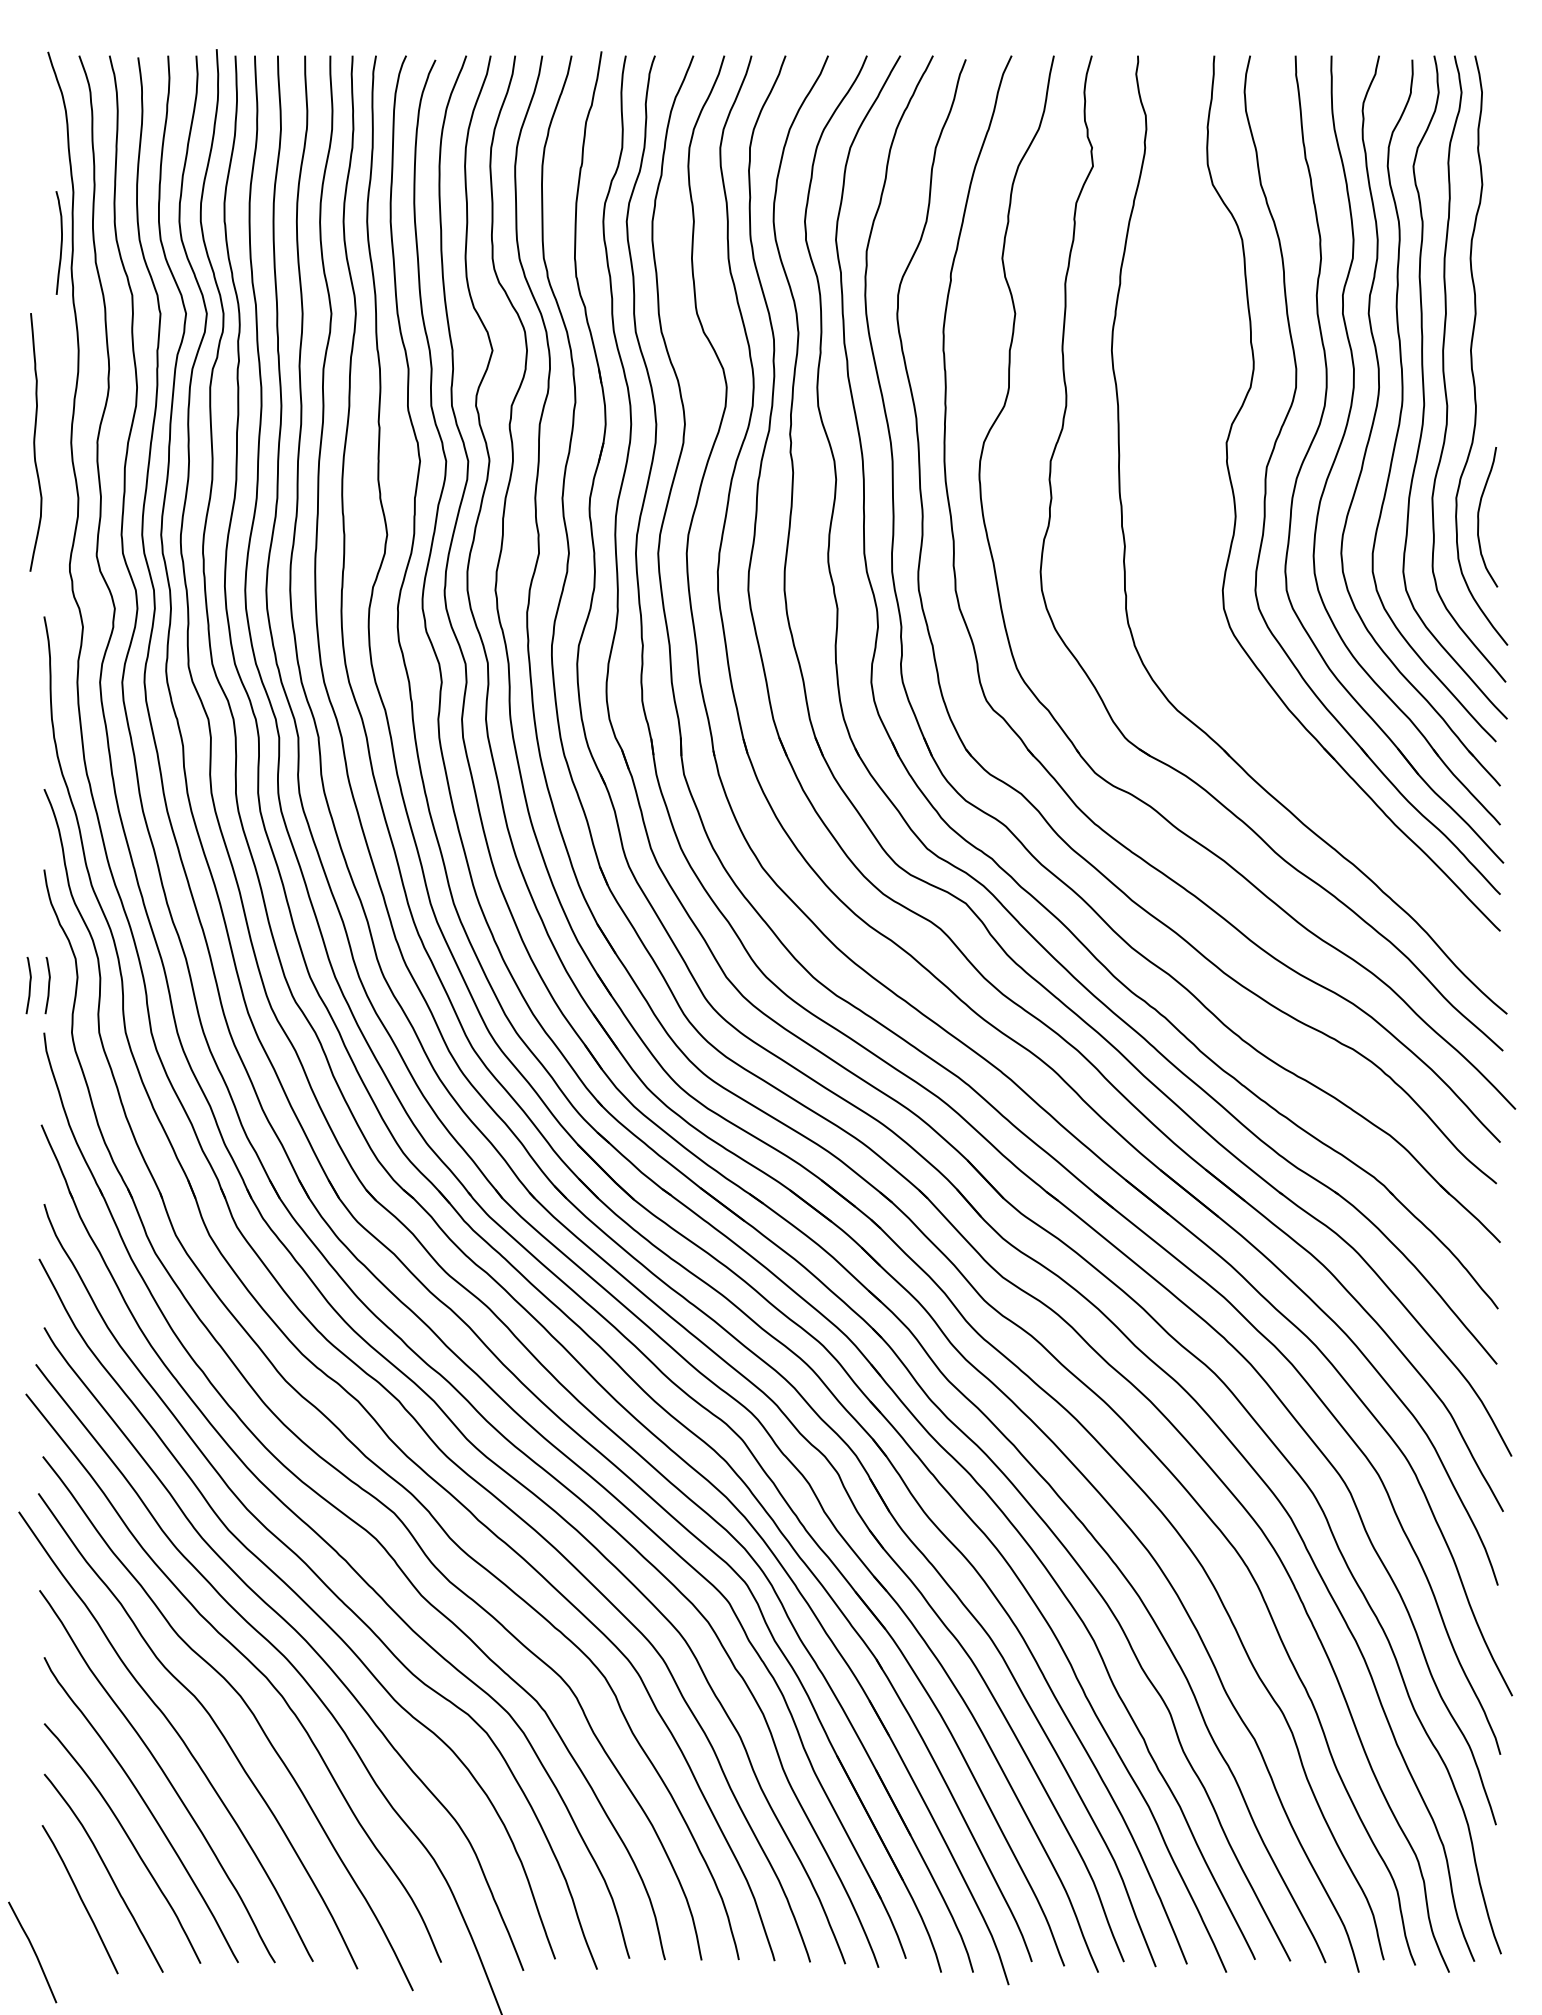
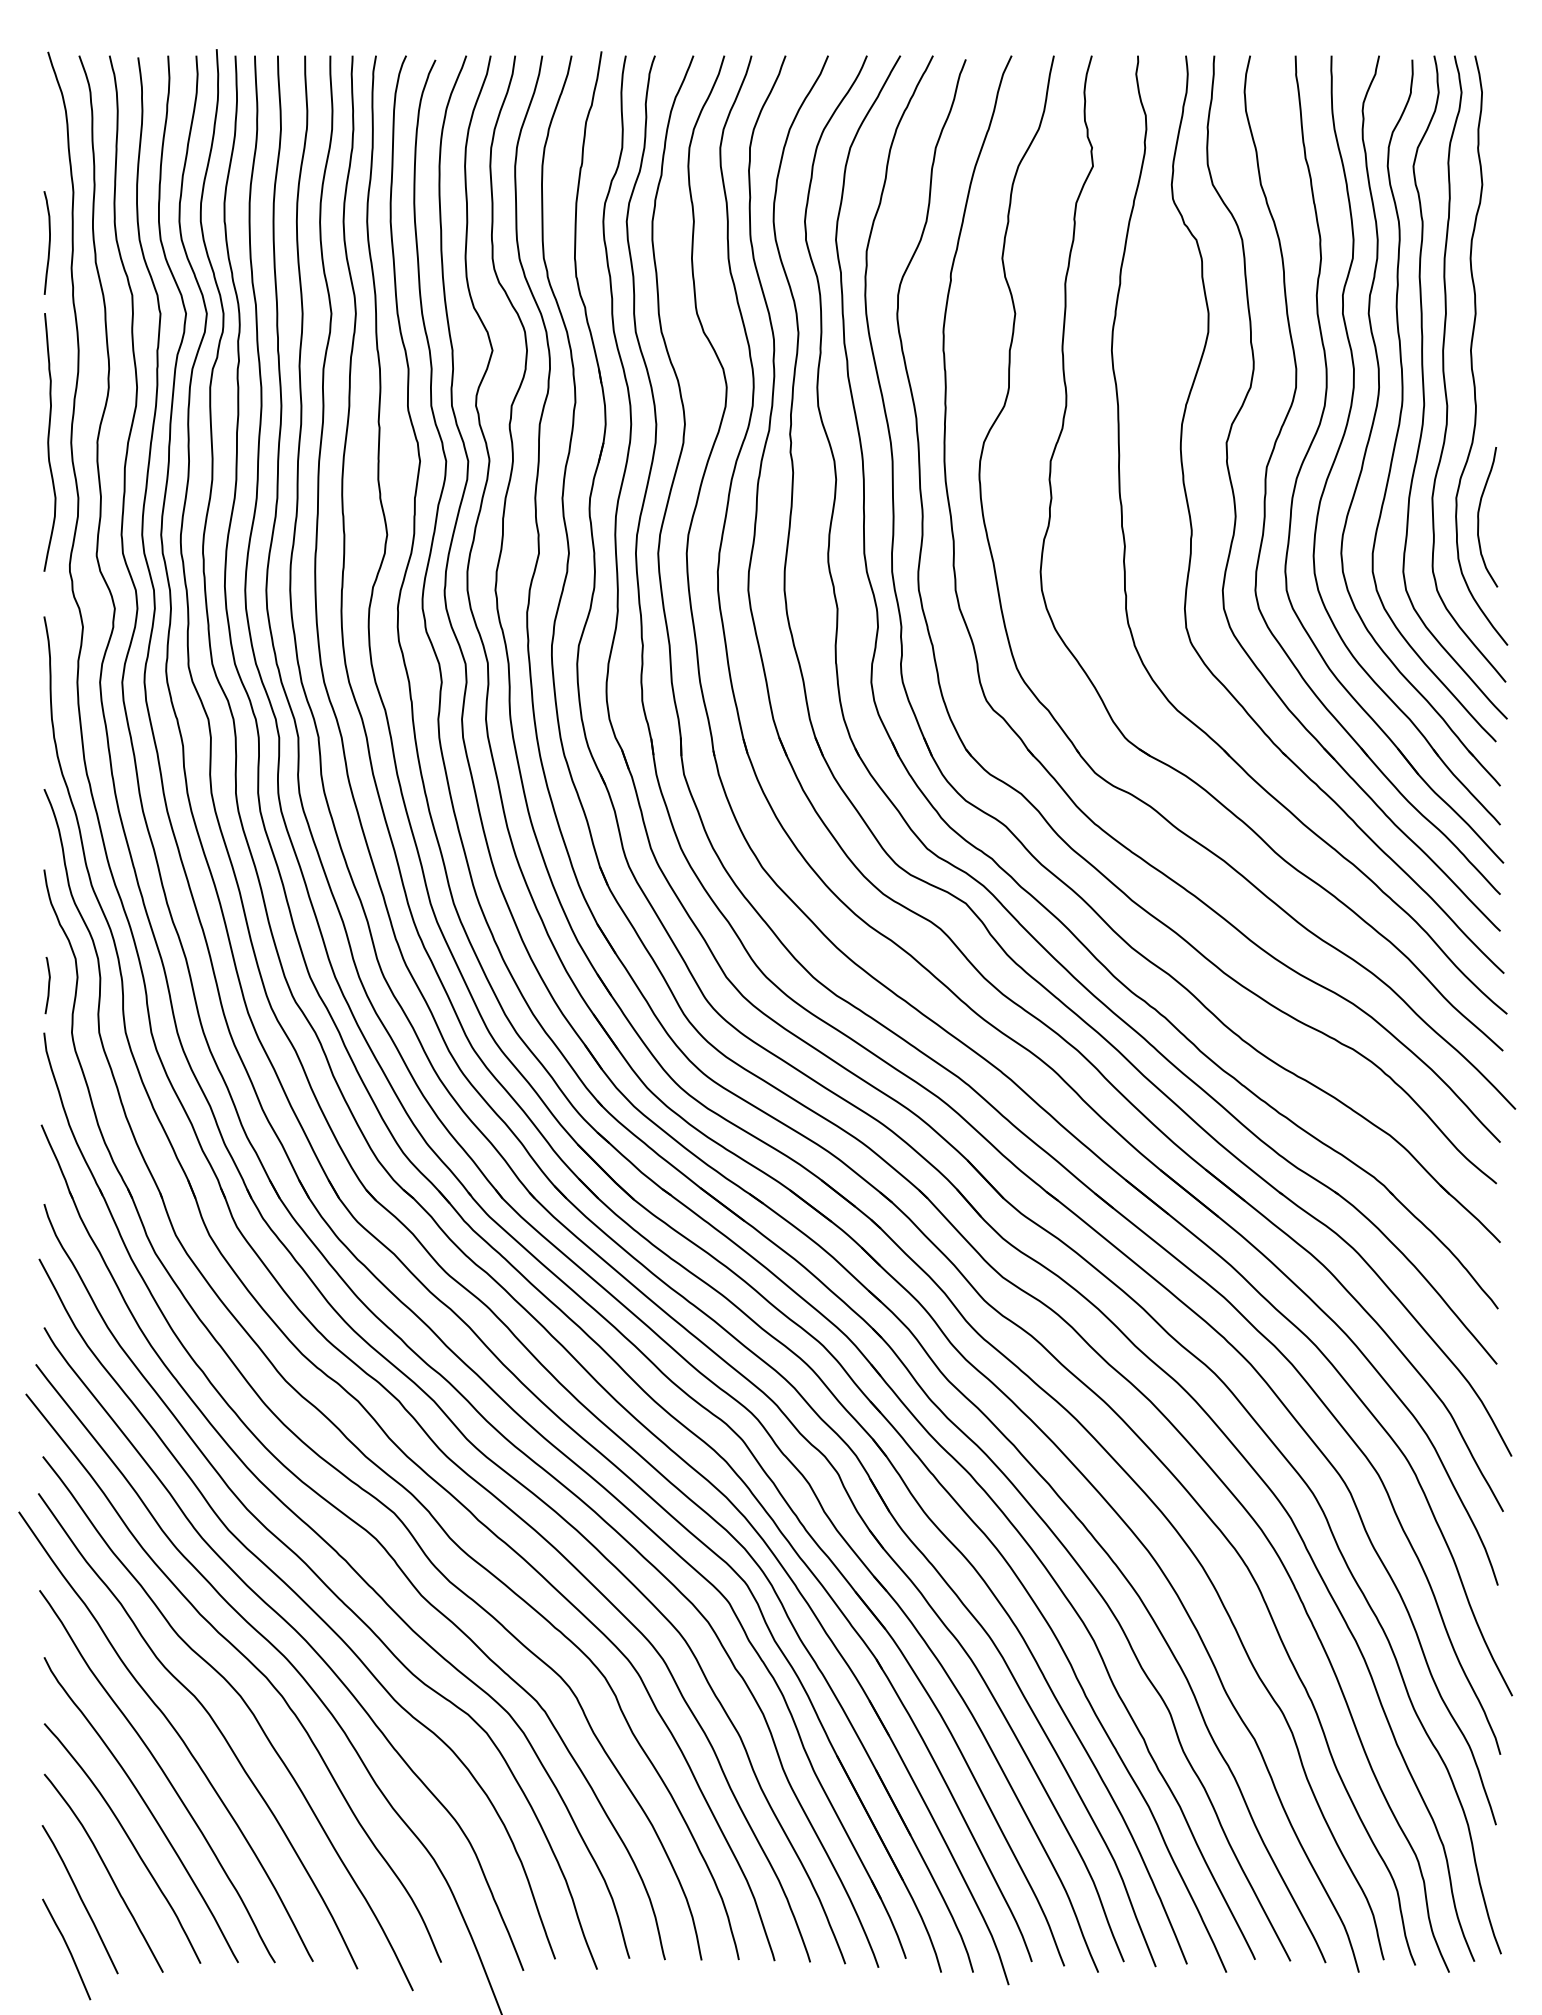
curve position: (60, 242) -> (48, 242) (48, 242)
curve position: (35, 442) -> (49, 442) (49, 442)
part: none -> present (1192, 526)
curve: present -> none (29, 985)
line position: (33, 1952) -> (67, 1949) (67, 1949)
